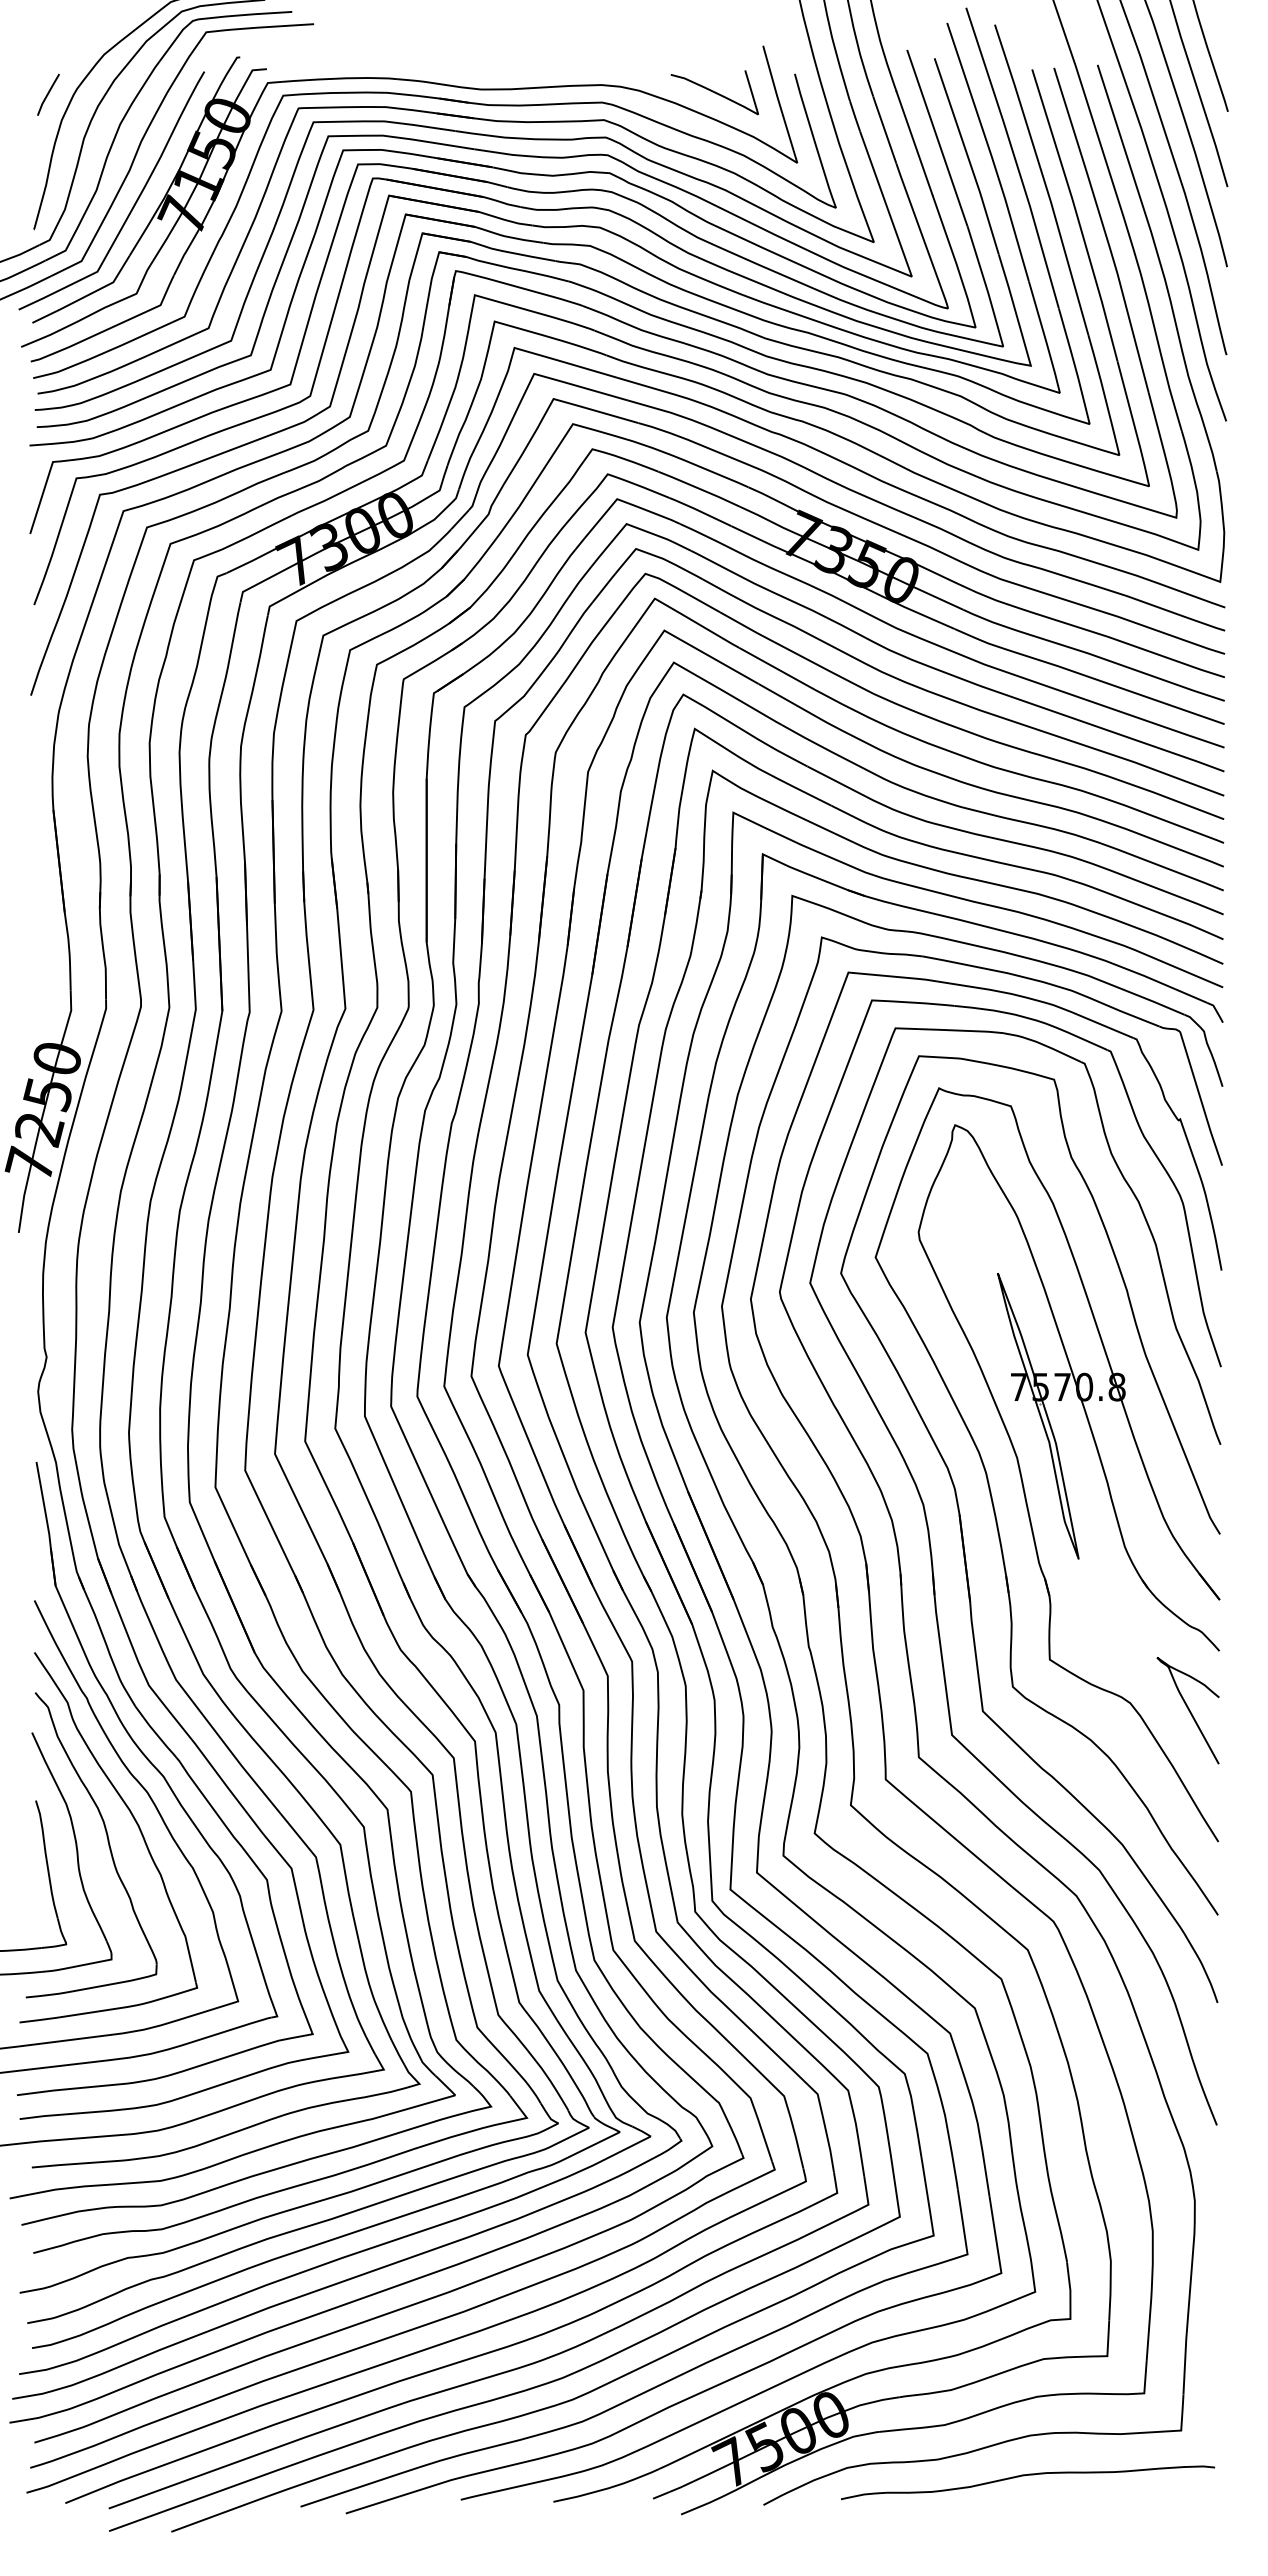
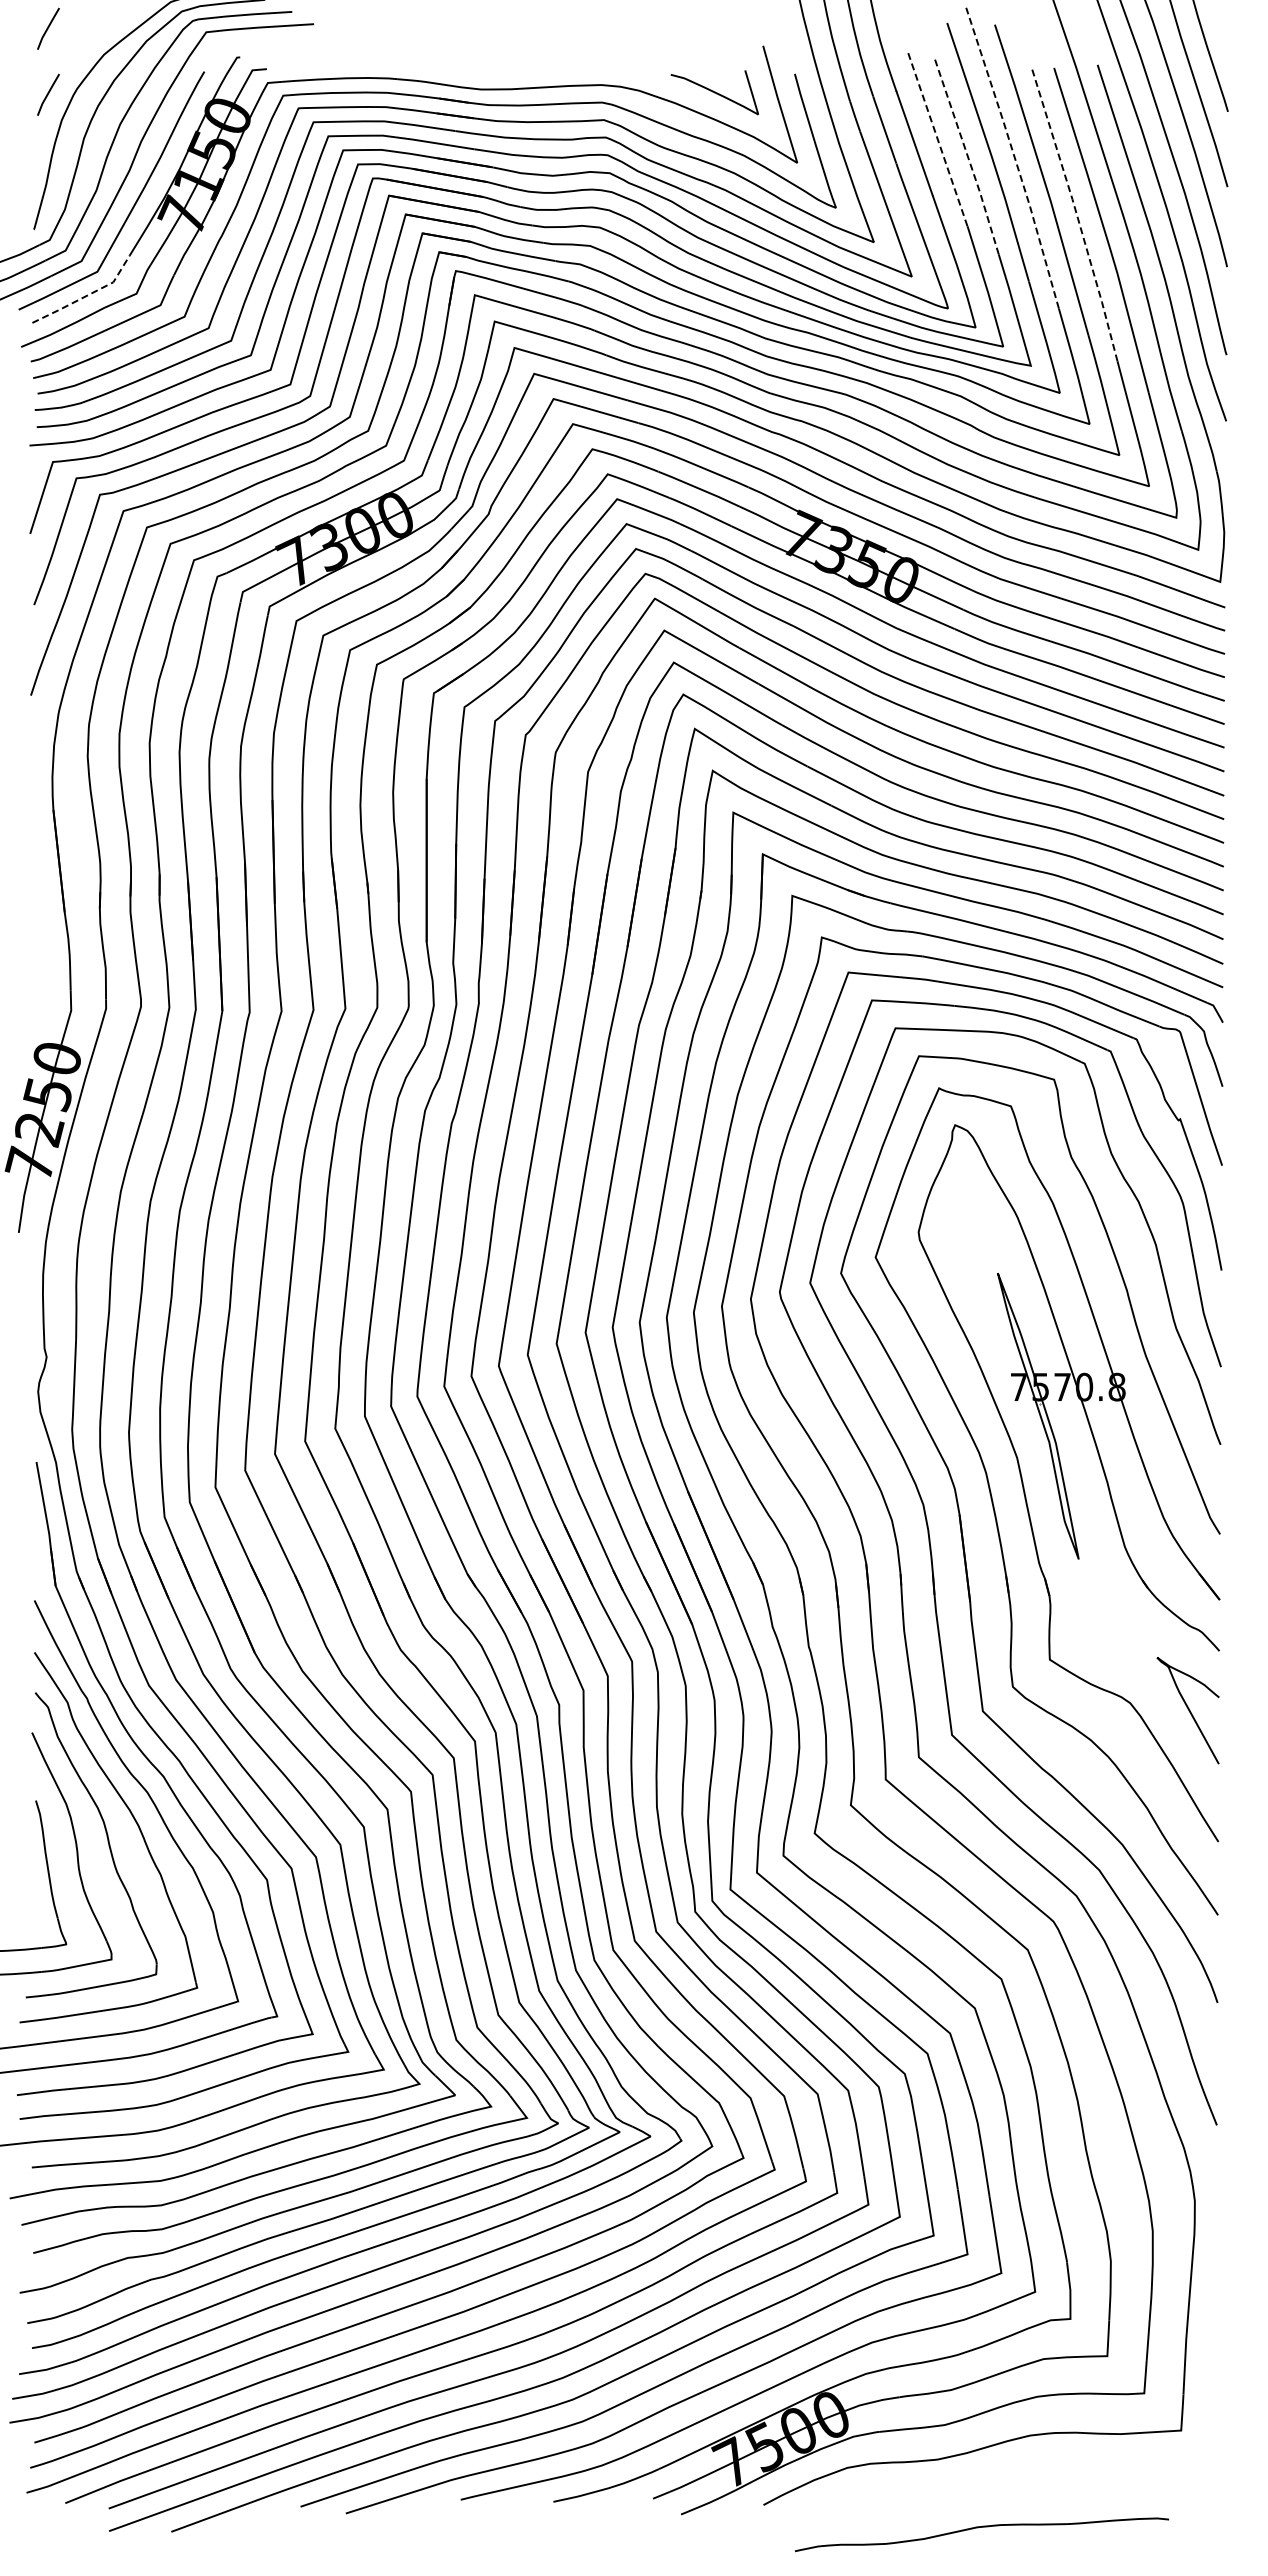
line: none -> present (48, 28)
line: solid -> dashed (937, 137)
line: solid -> dashed (967, 156)
line: solid -> dashed (1014, 157)
line: solid -> dashed (1077, 215)
line: solid -> dashed (87, 295)
curve position: (1028, 2475) -> (982, 2527) (982, 2527)
